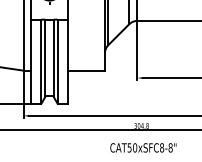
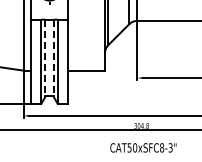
line: solid -> dashed (45, 58)
line: solid -> dashed (53, 58)
text: CAT50xSFC8-8" -> CAT50xSFC8-3" (170, 147)
